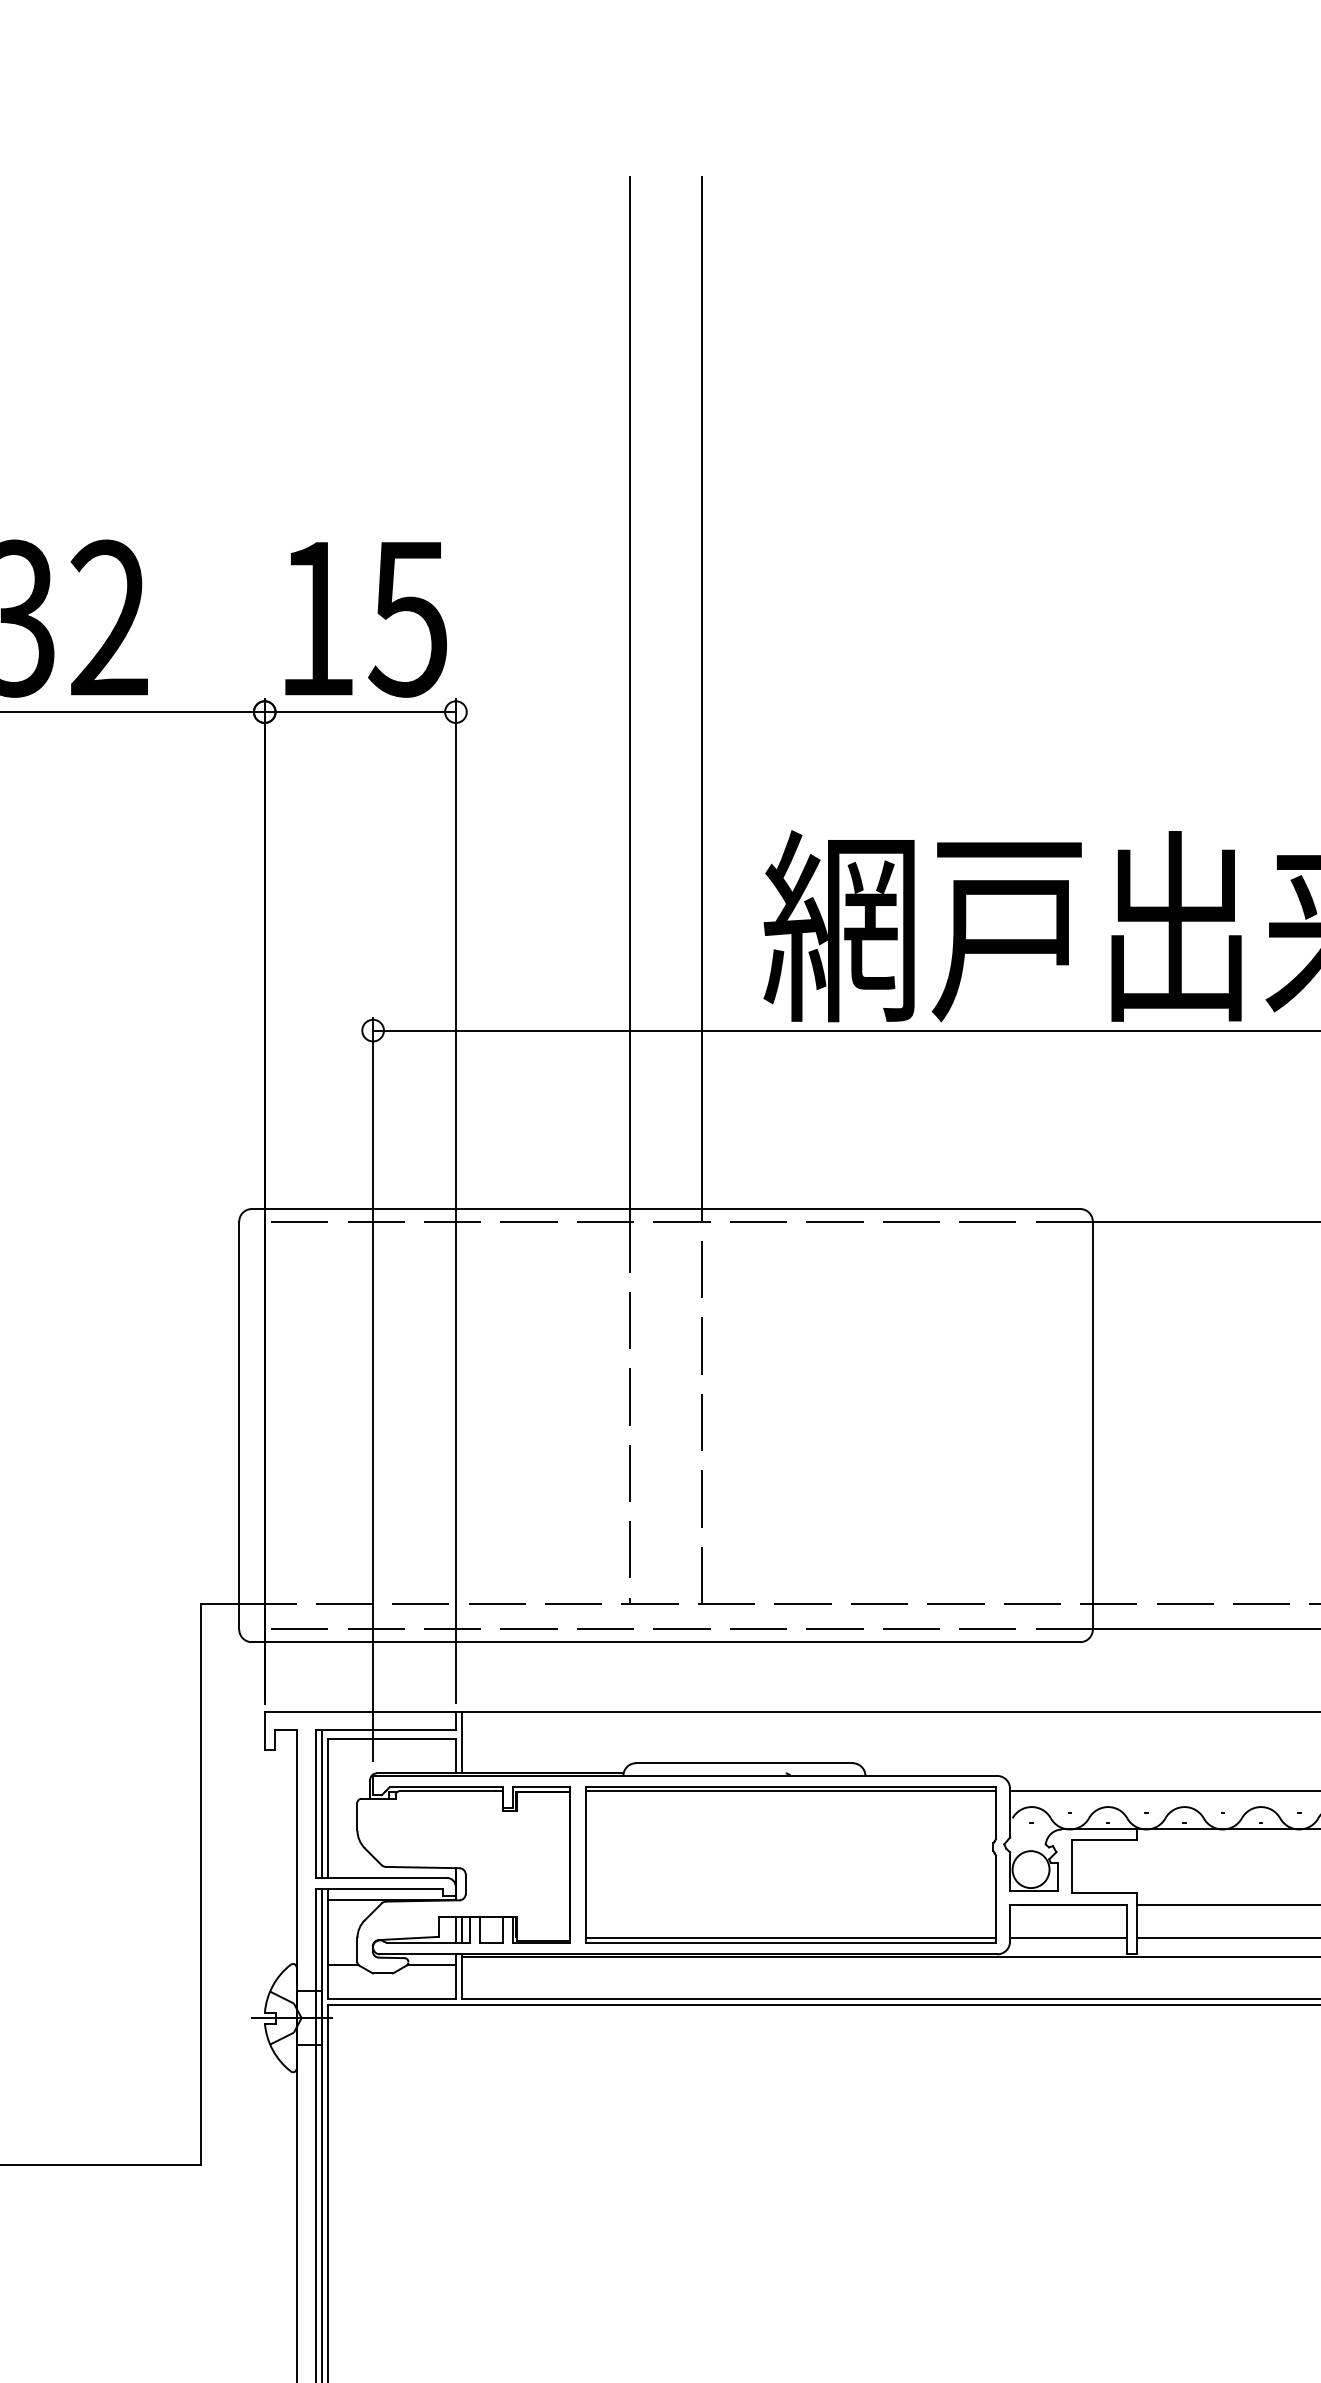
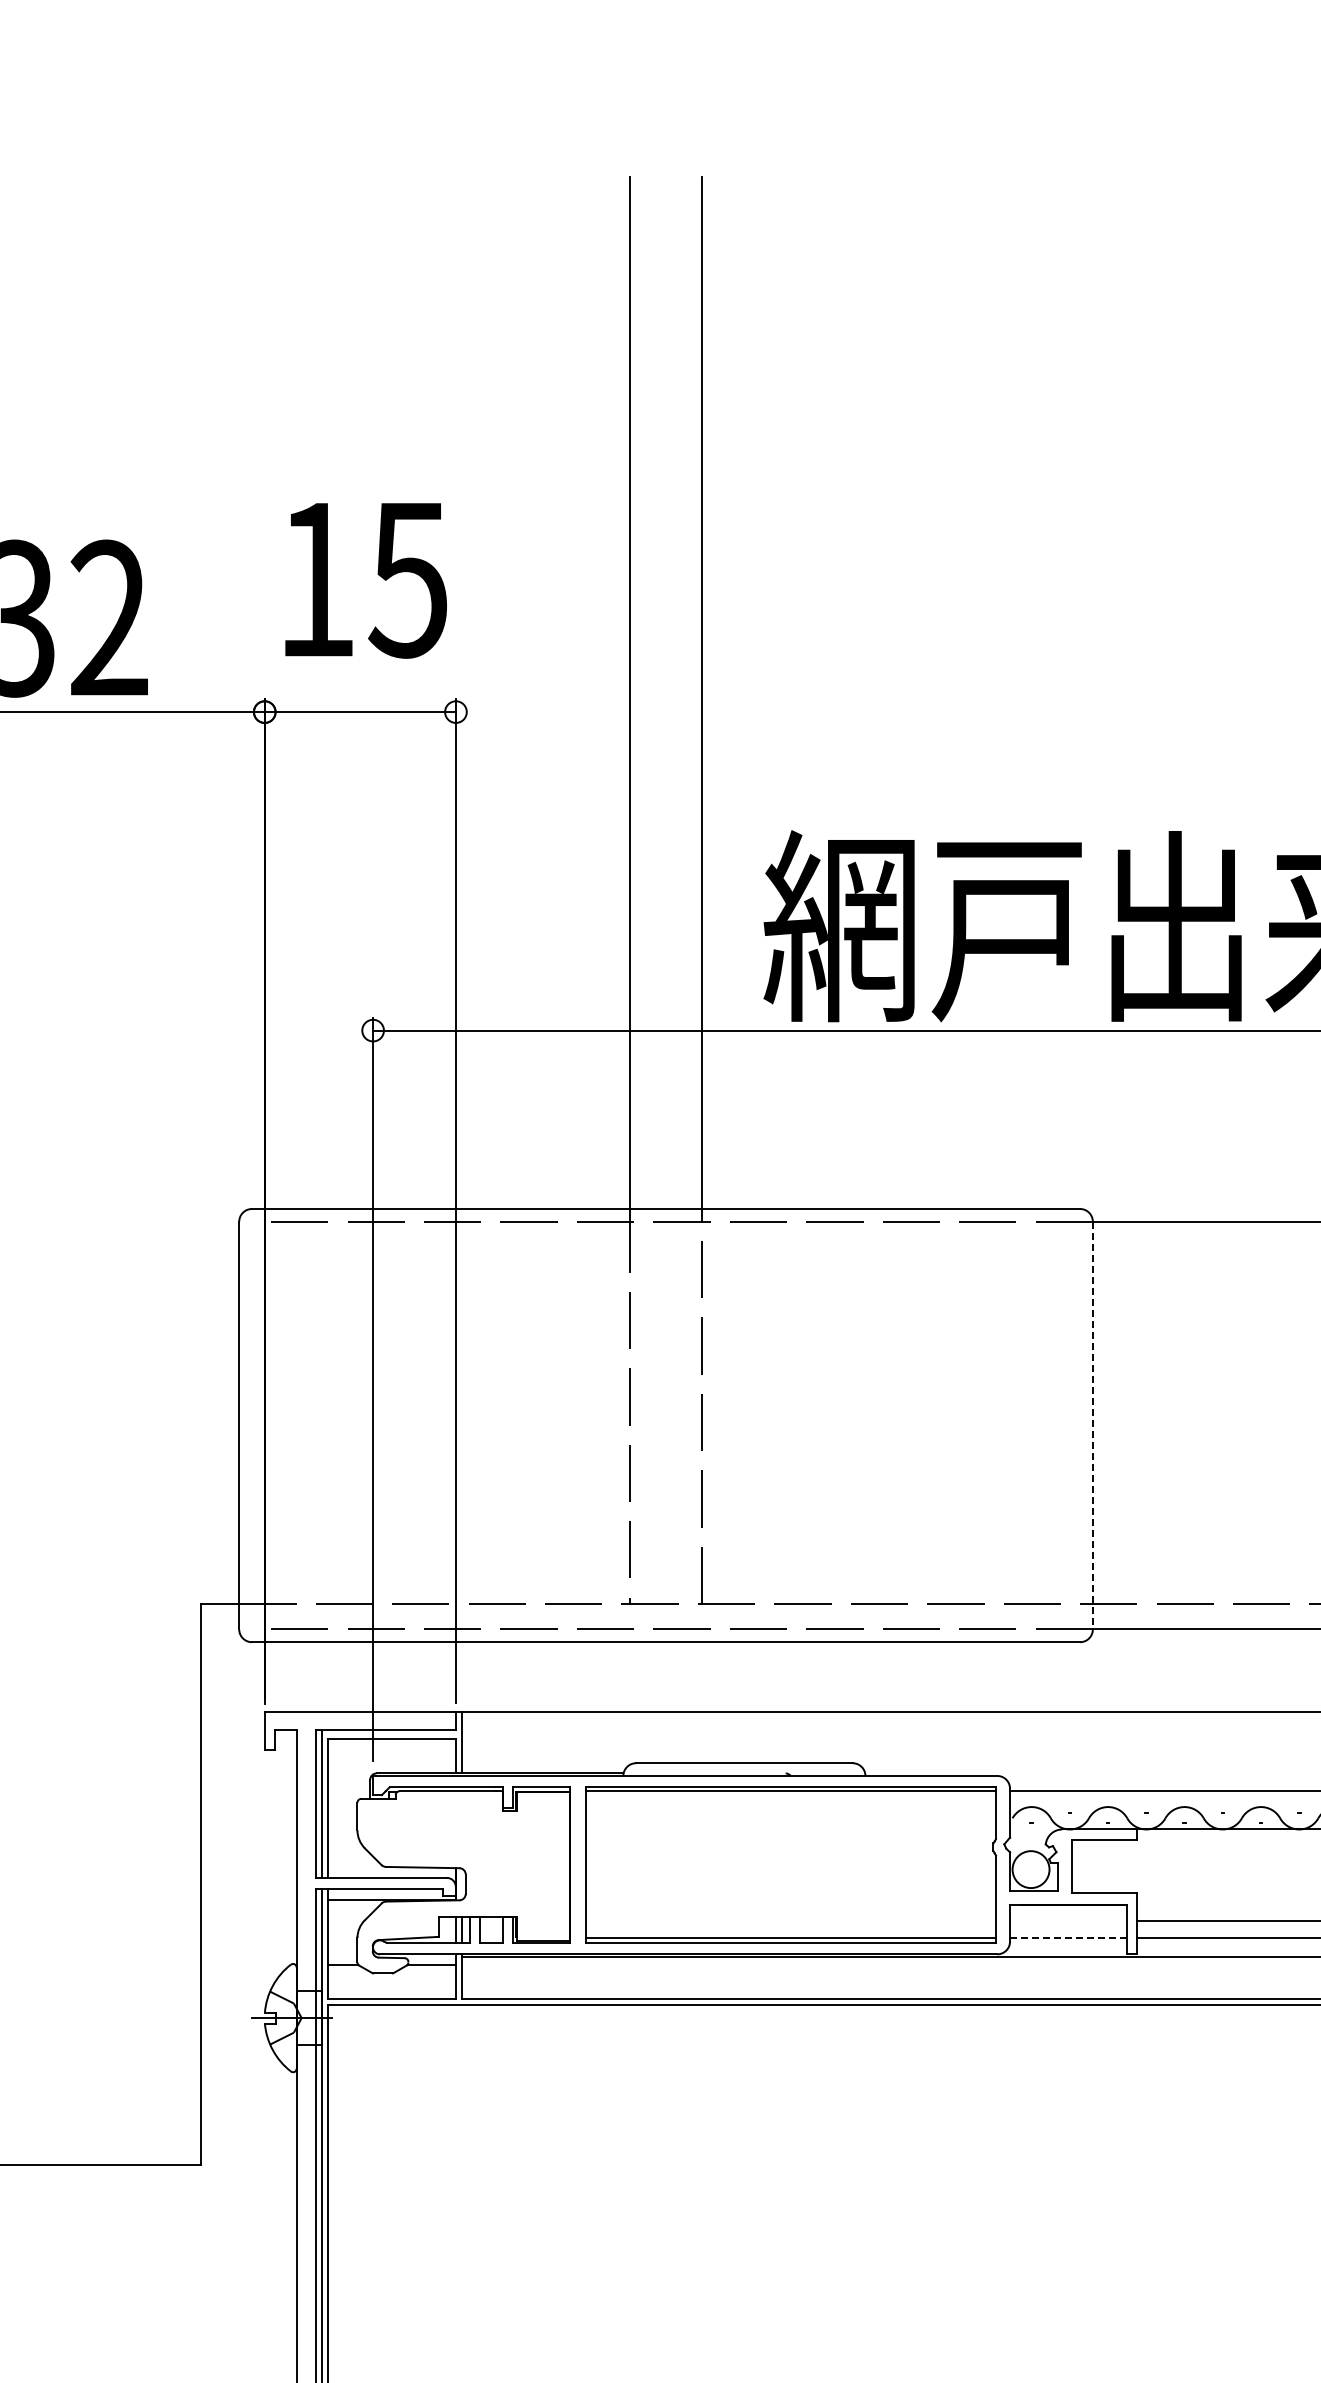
text position: (365, 619) -> (365, 580) (365, 580)
line: solid -> dashed (1092, 1425)
line position: (1227, 1904) -> (1227, 1920) (1227, 1920)
line: solid -> dashed (1068, 1937)
